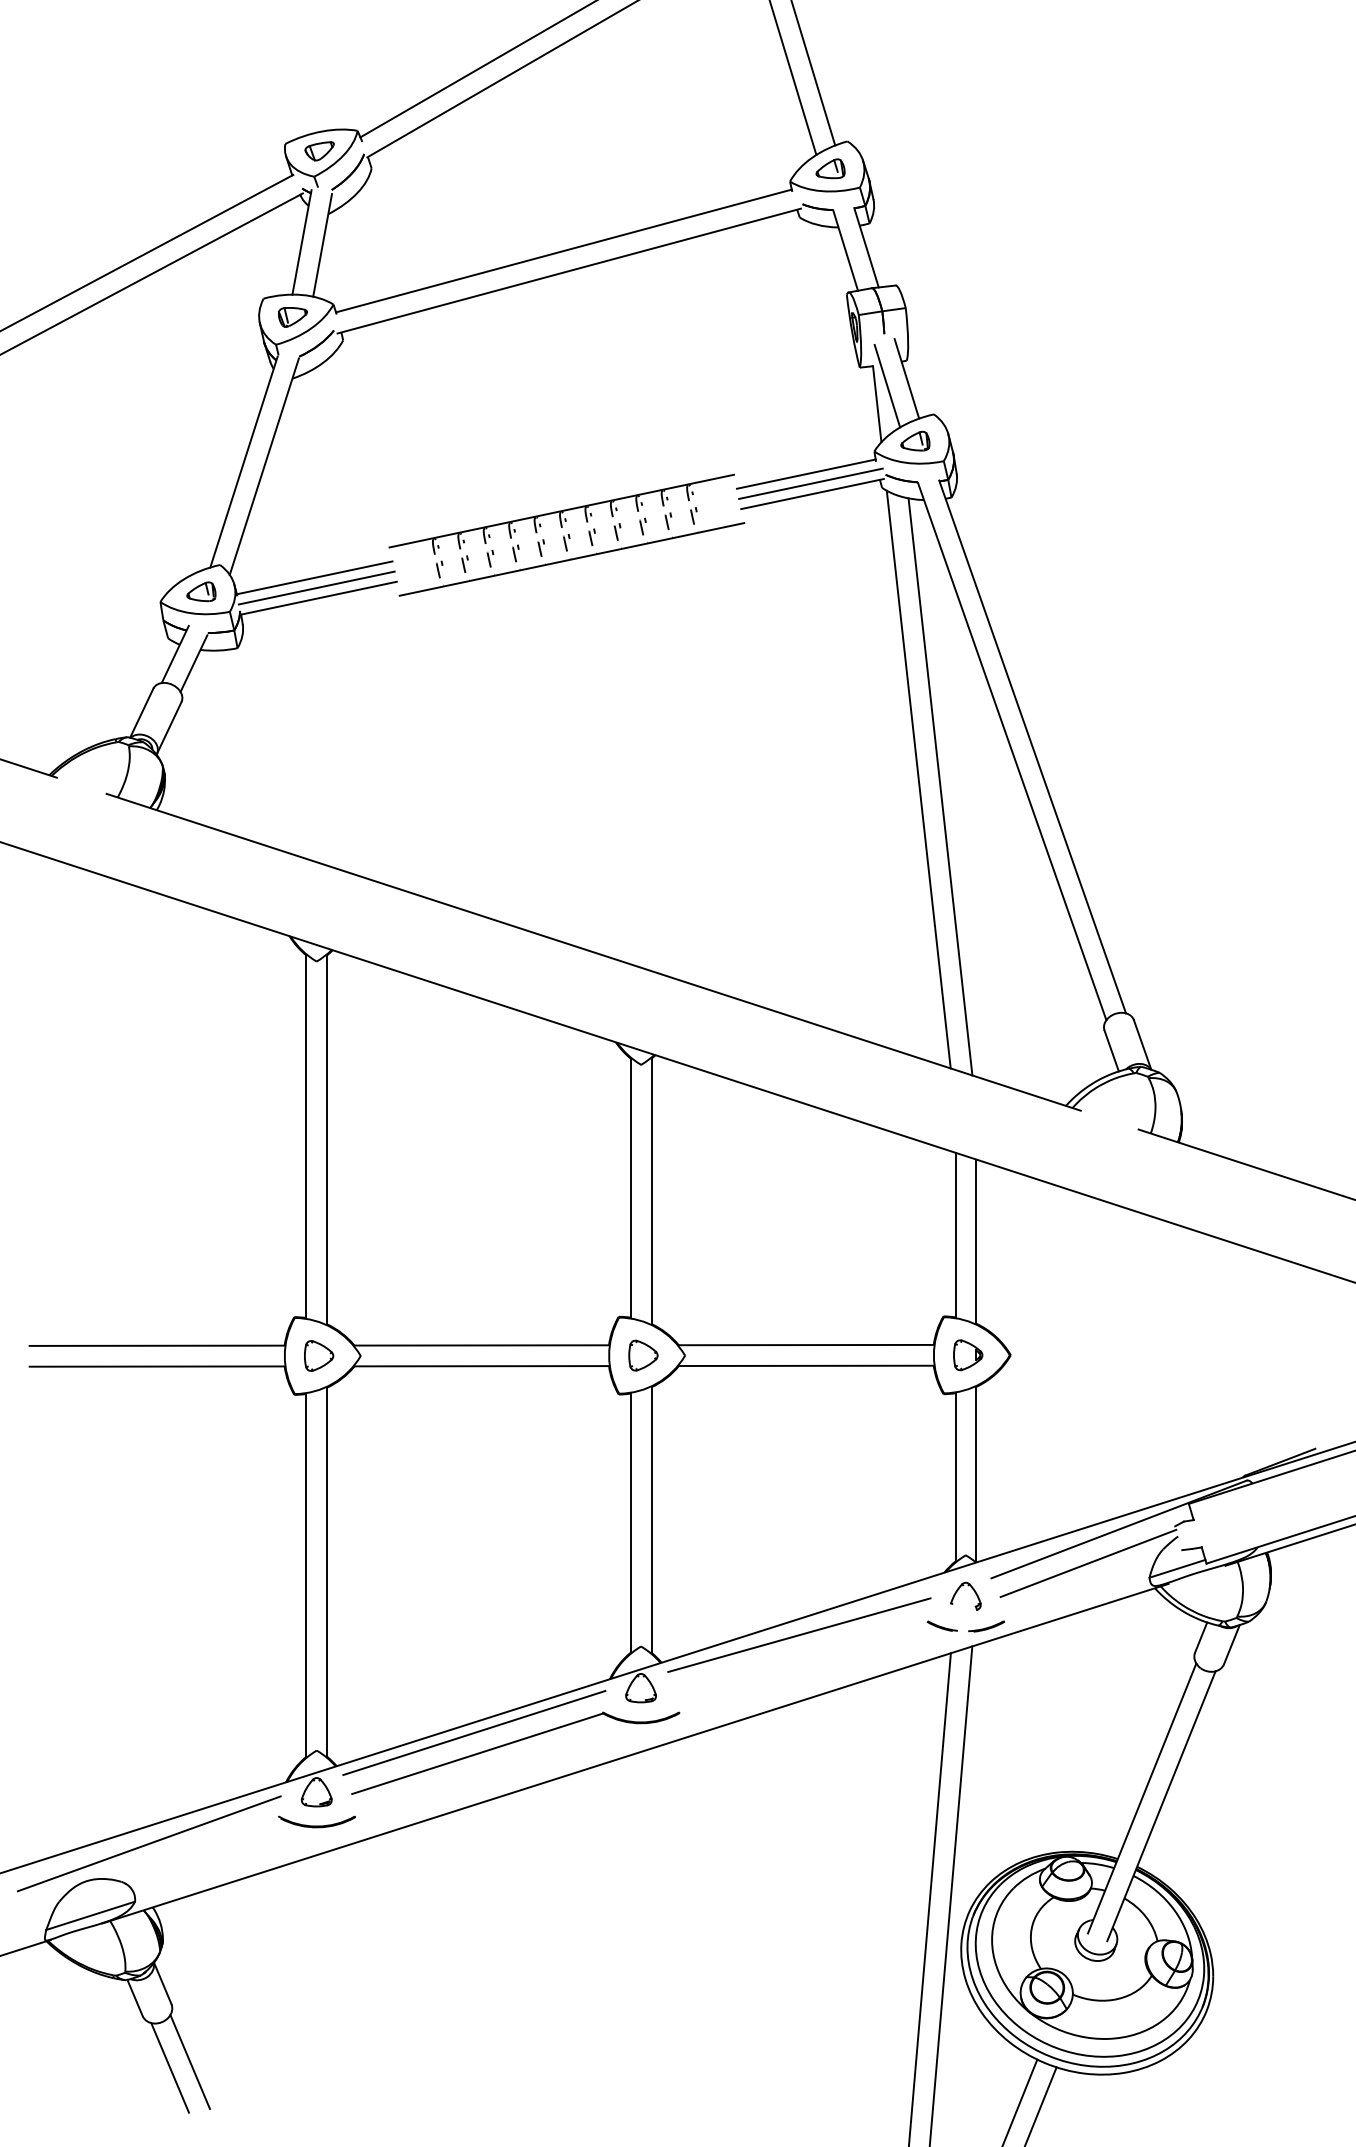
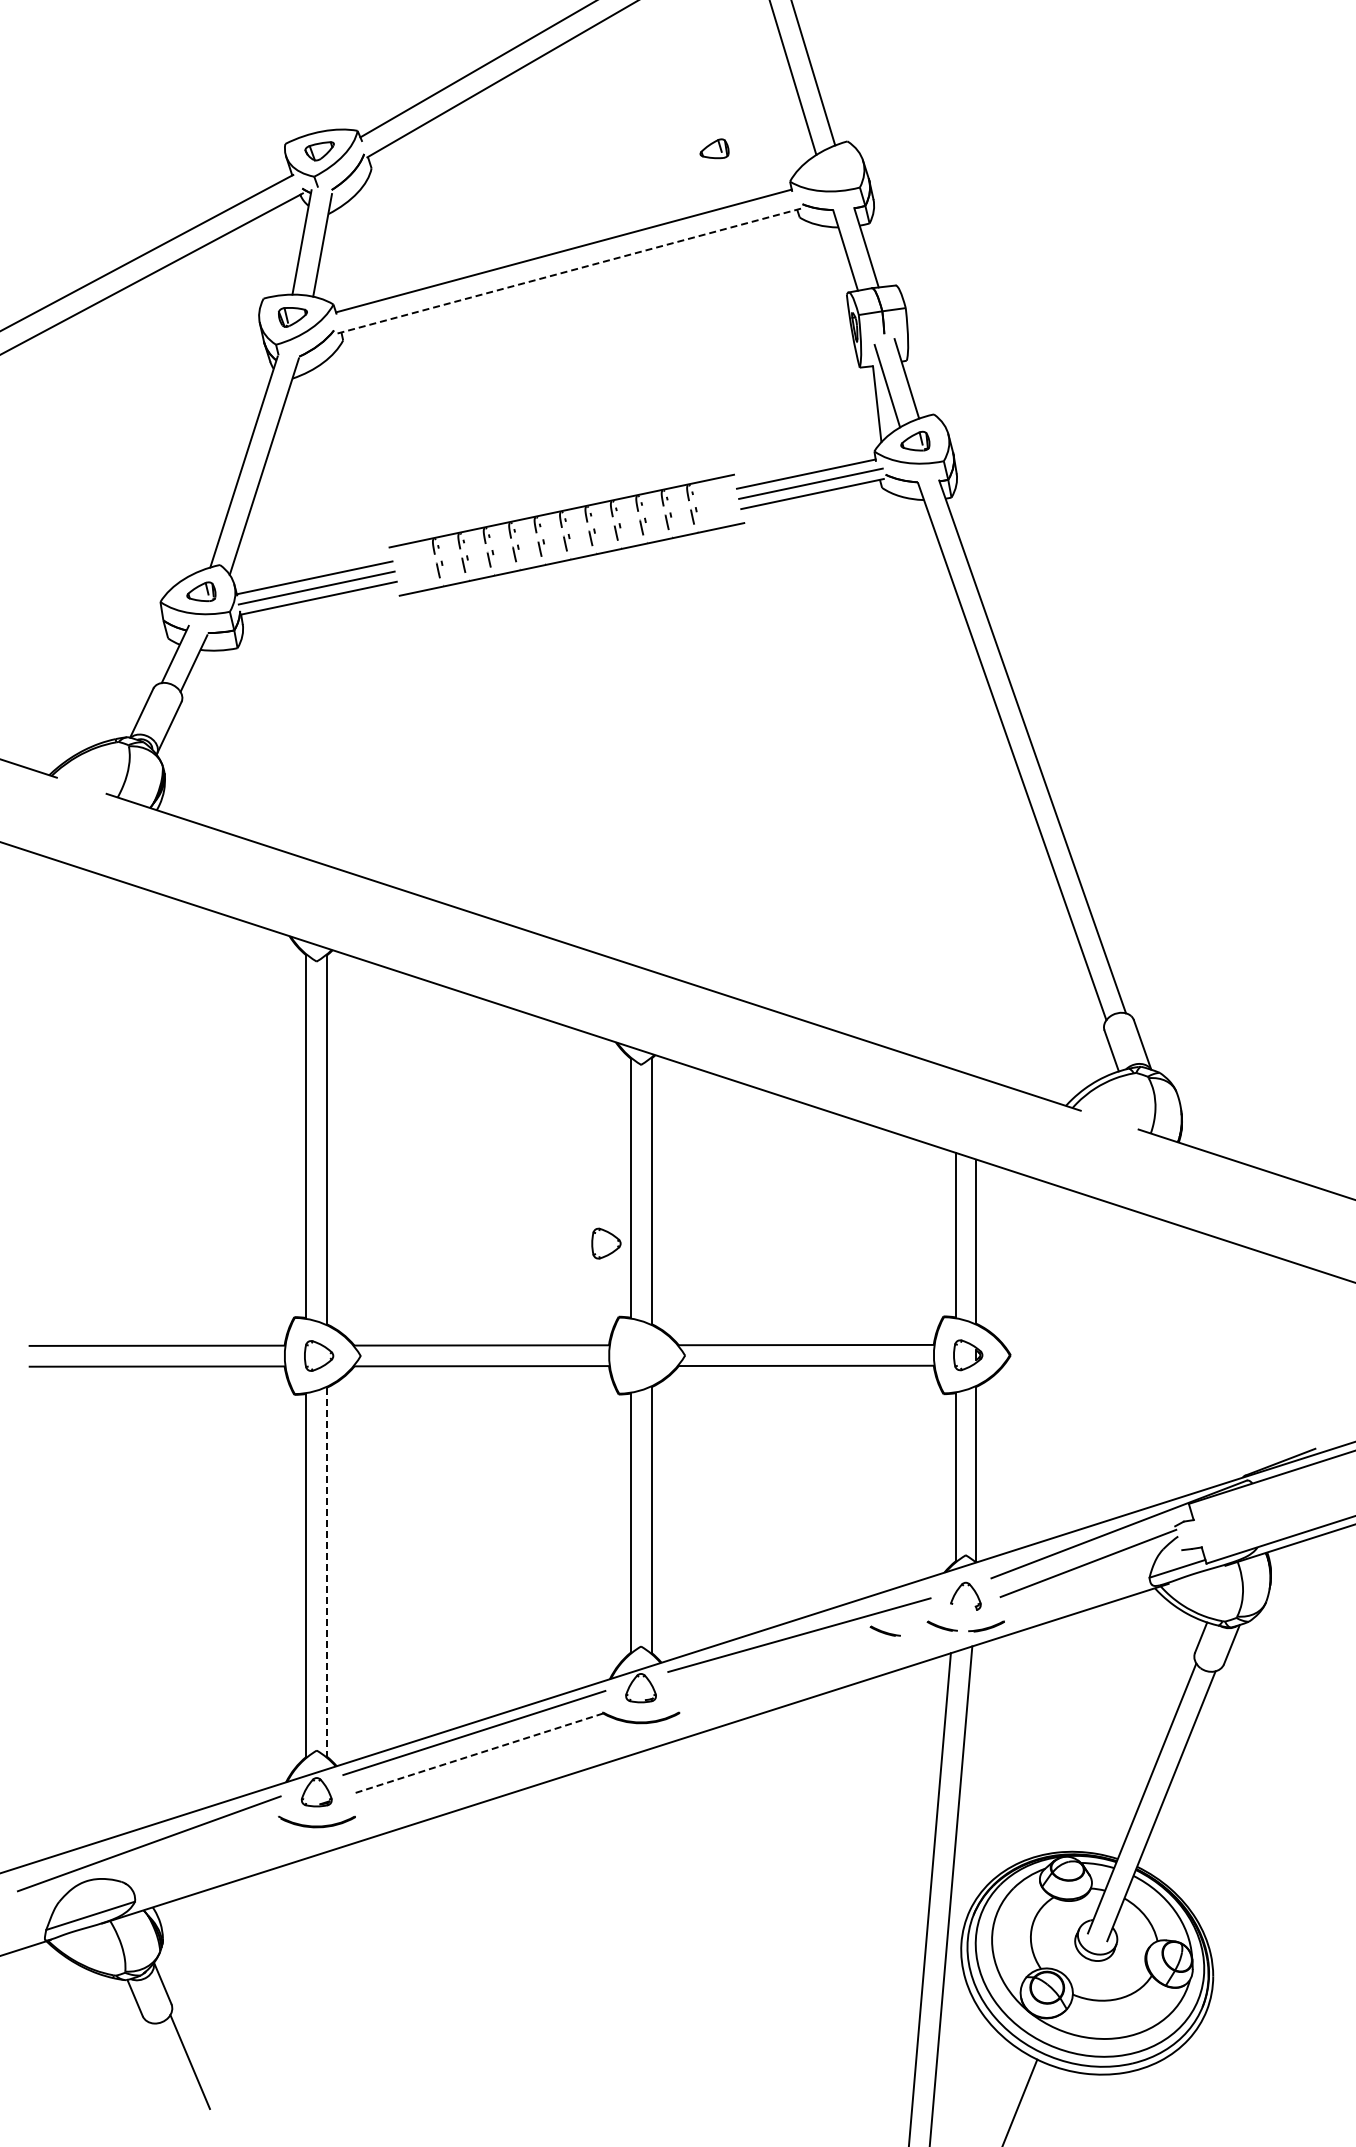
part position: (830, 168) -> (714, 148) (714, 148)
line: solid -> dashed (569, 271)
line: present -> none (918, 779)
line: present -> none (940, 786)
part position: (643, 1355) -> (606, 1243) (606, 1243)
line: solid -> dashed (327, 1572)
part: none -> present (884, 1630)
line: solid -> dashed (477, 1753)
line: present -> none (169, 2067)
line: present -> none (1040, 2105)
